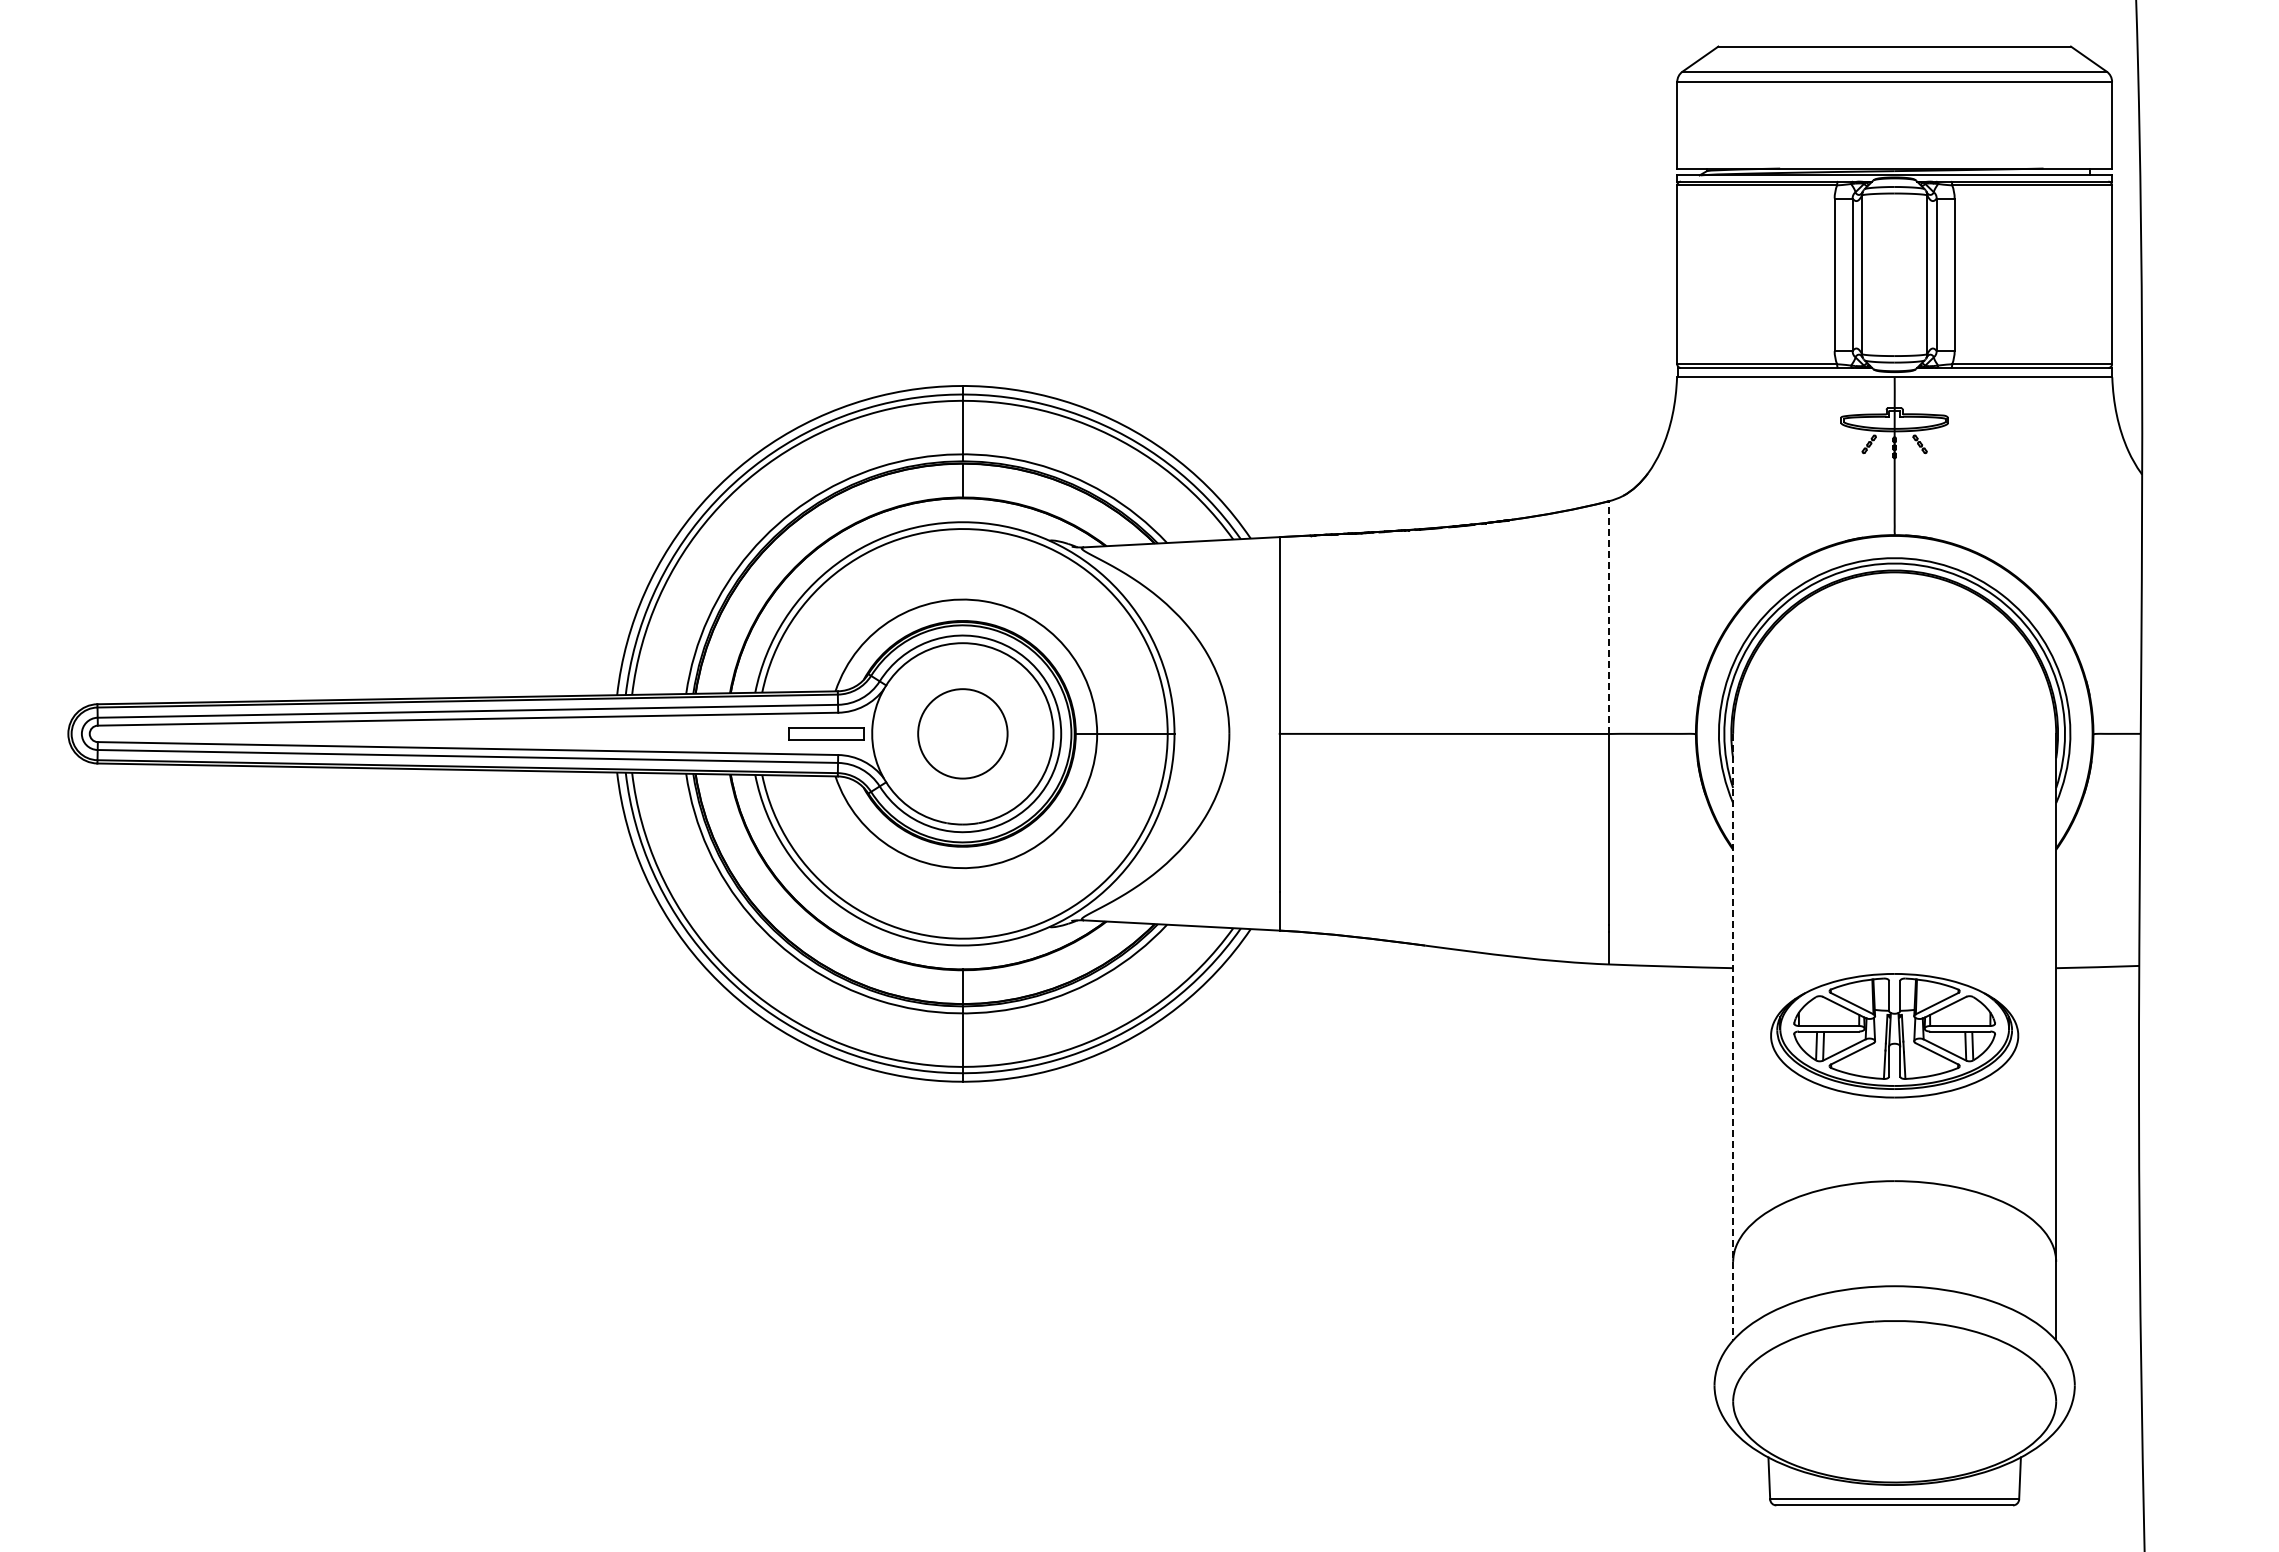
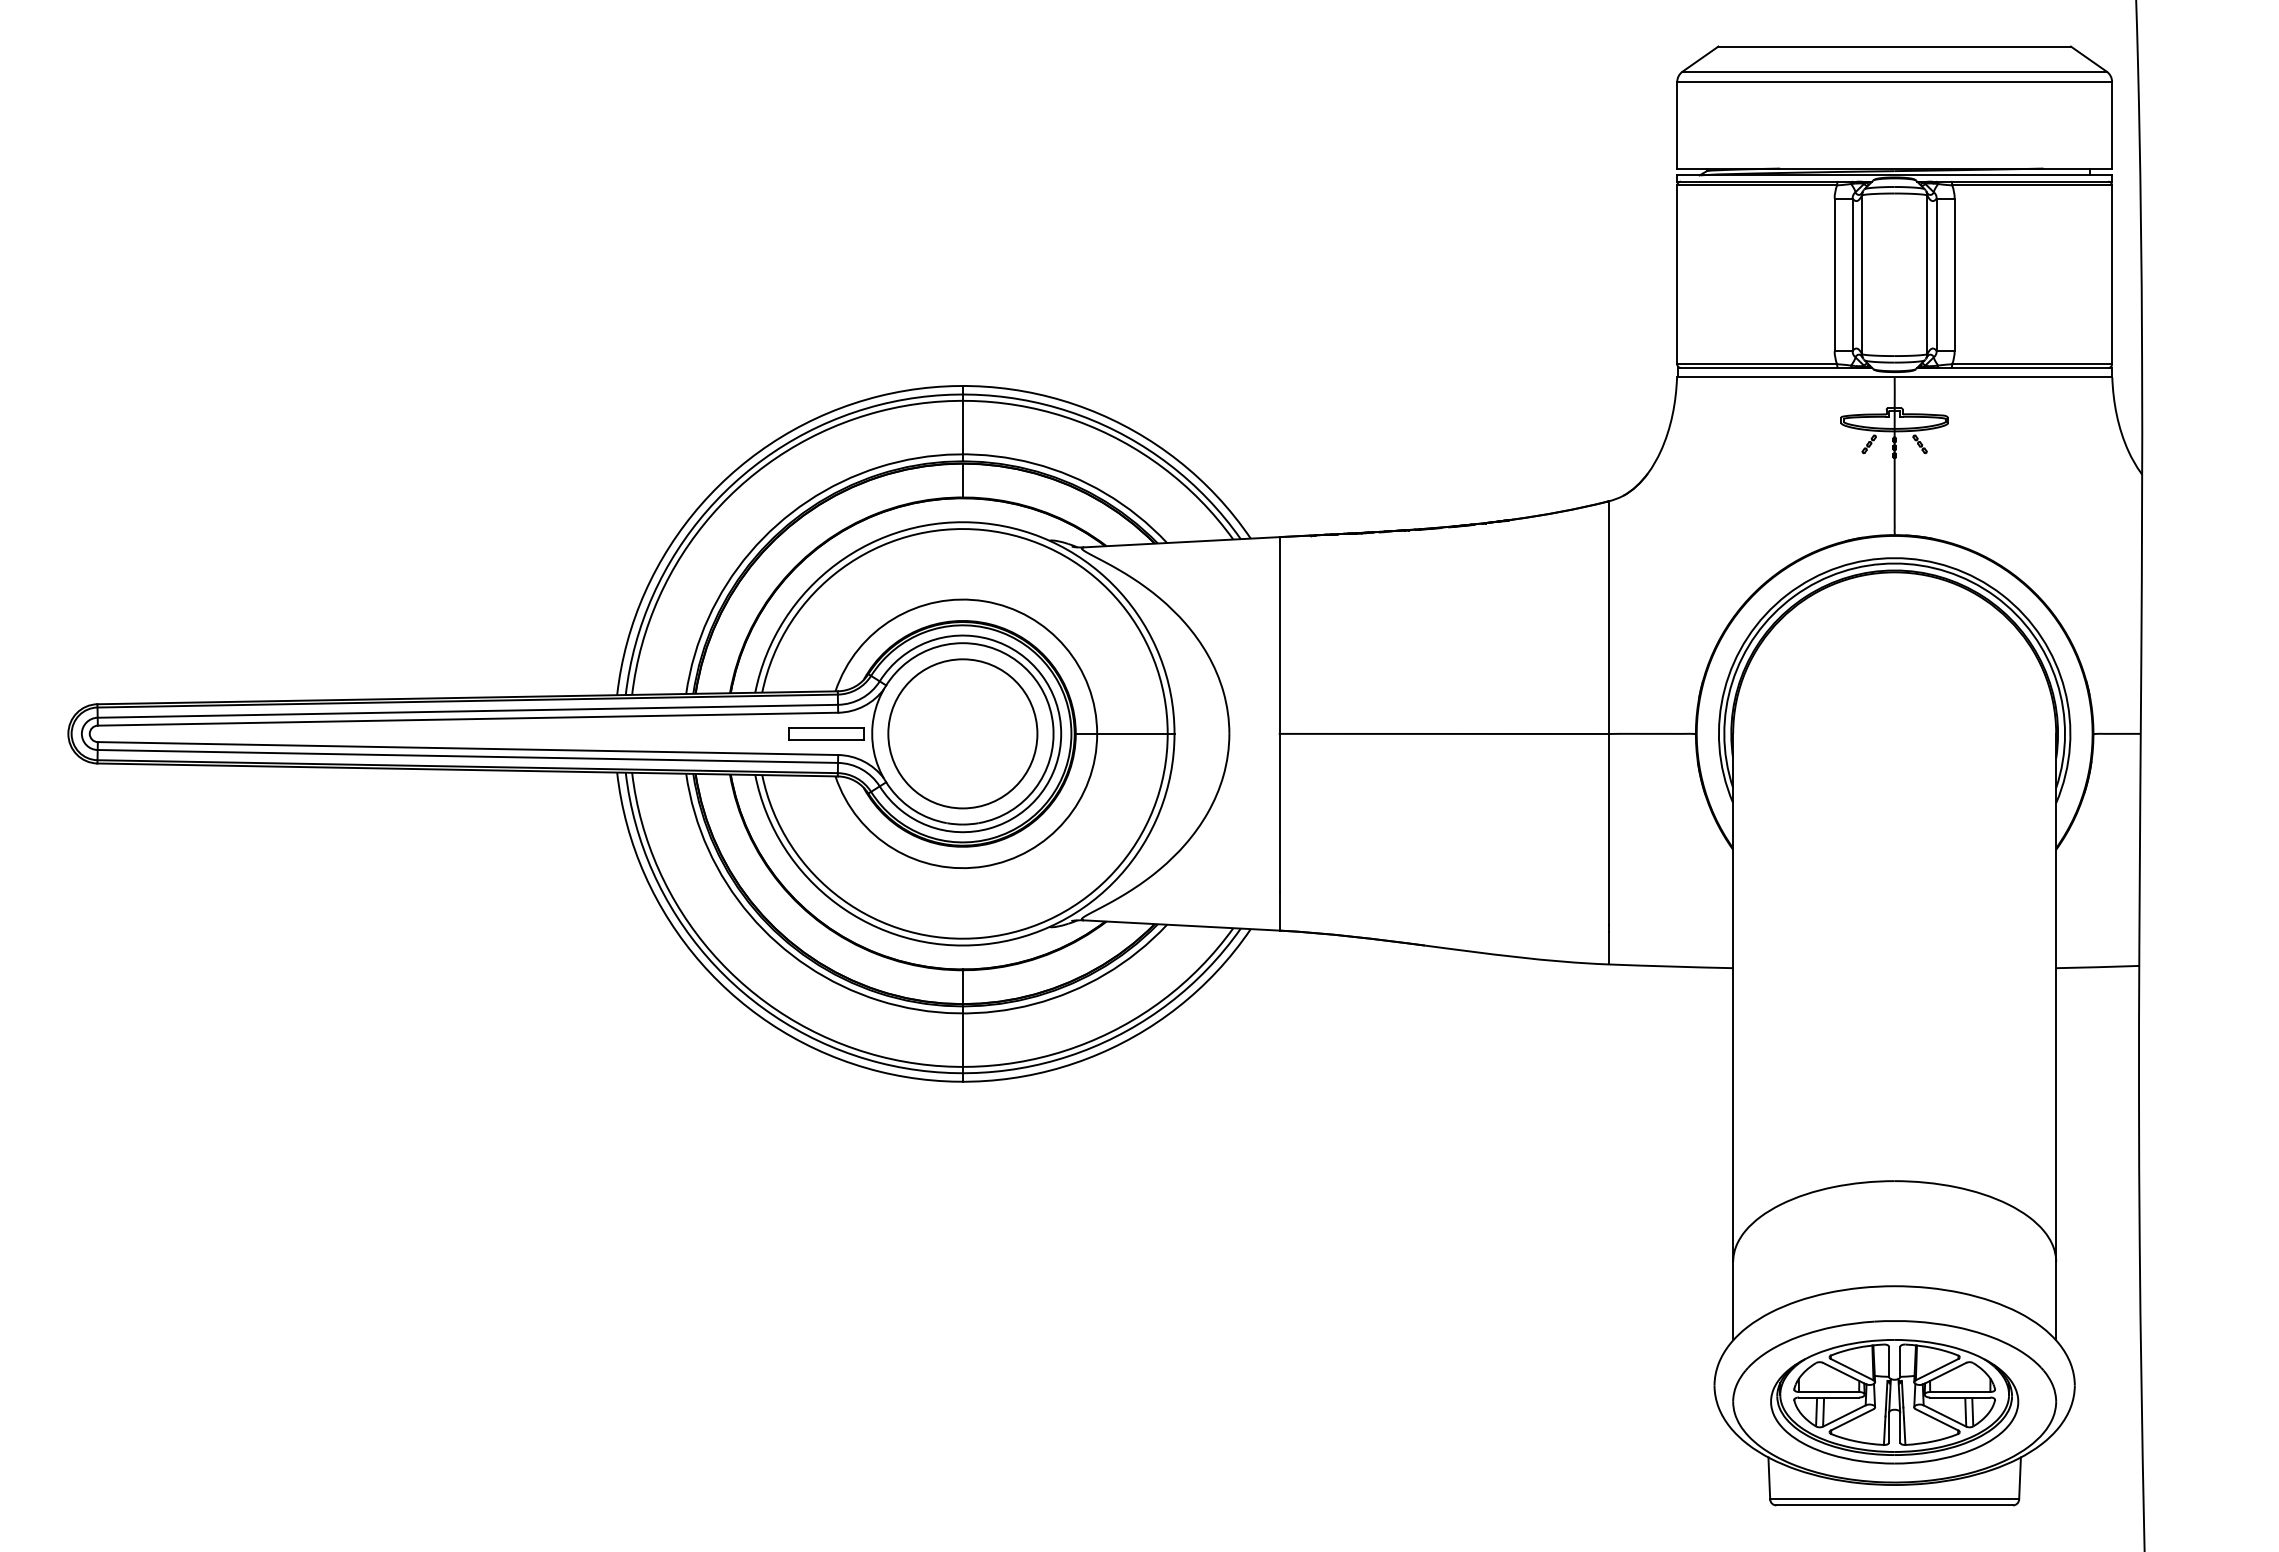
line: dashed -> solid (1608, 617)
circle diameter: 89 px -> 149 px (962, 733)
part position: (1894, 1035) -> (1894, 1401) (1894, 1401)
line: dashed -> solid (1733, 1037)
